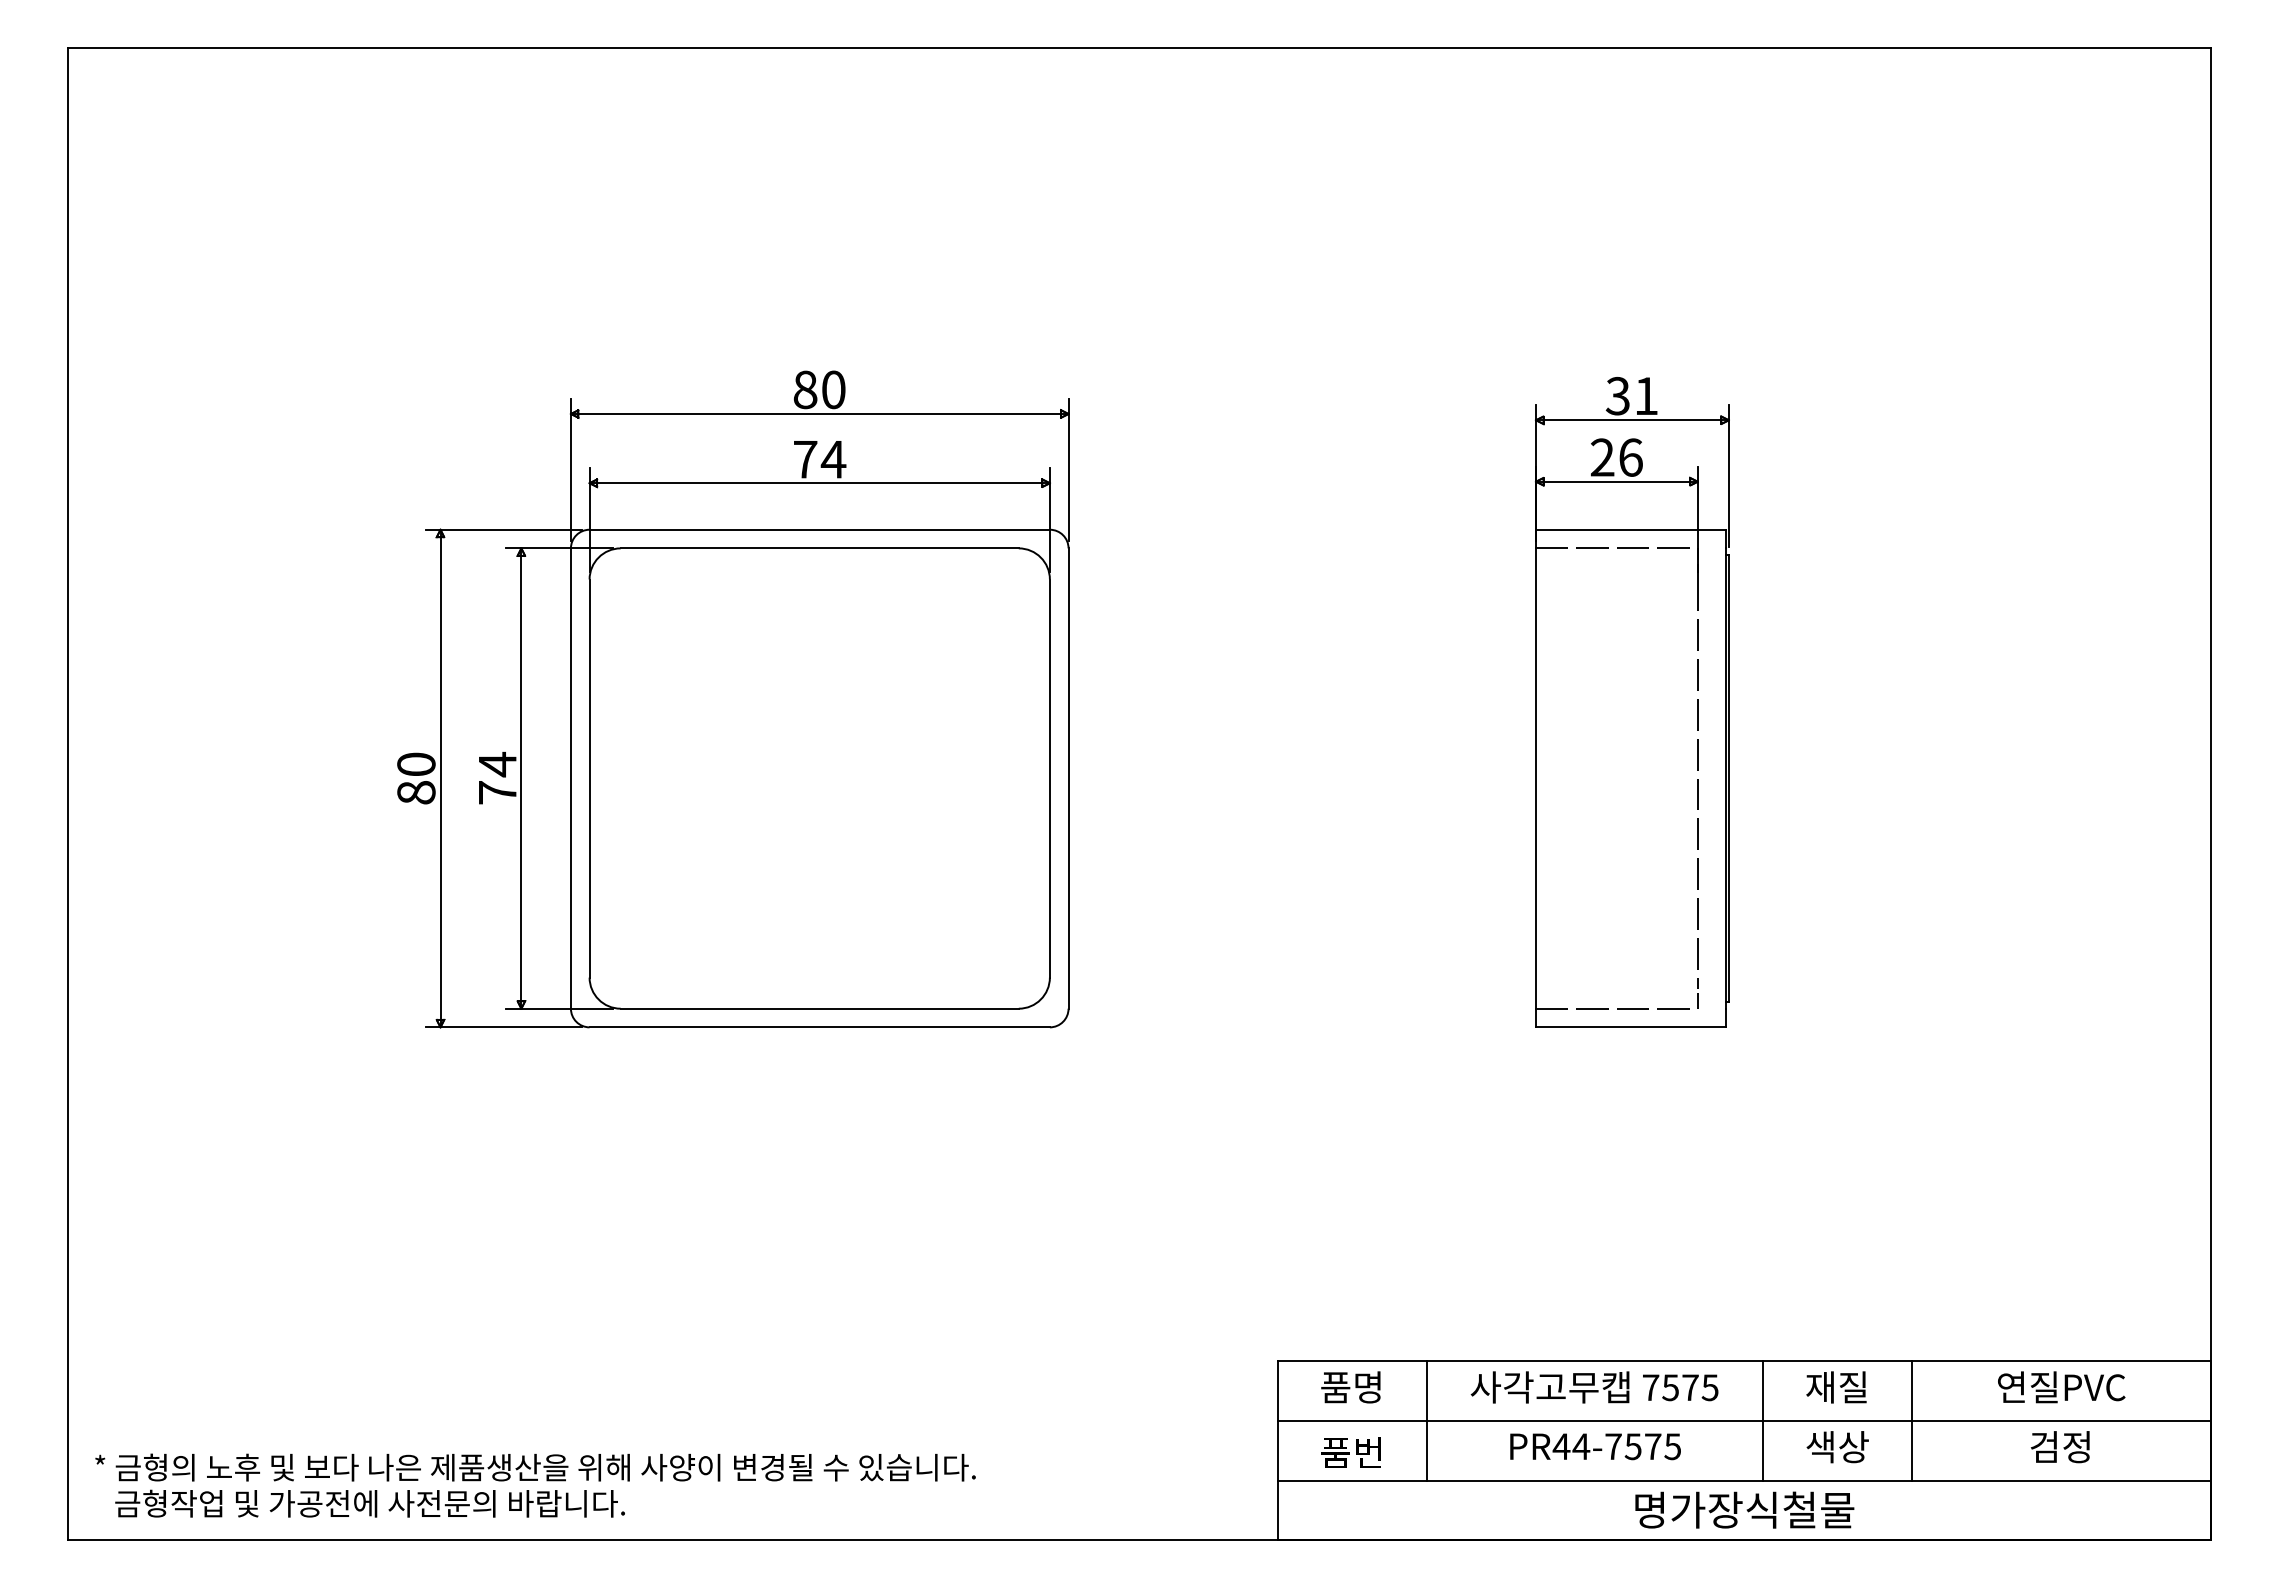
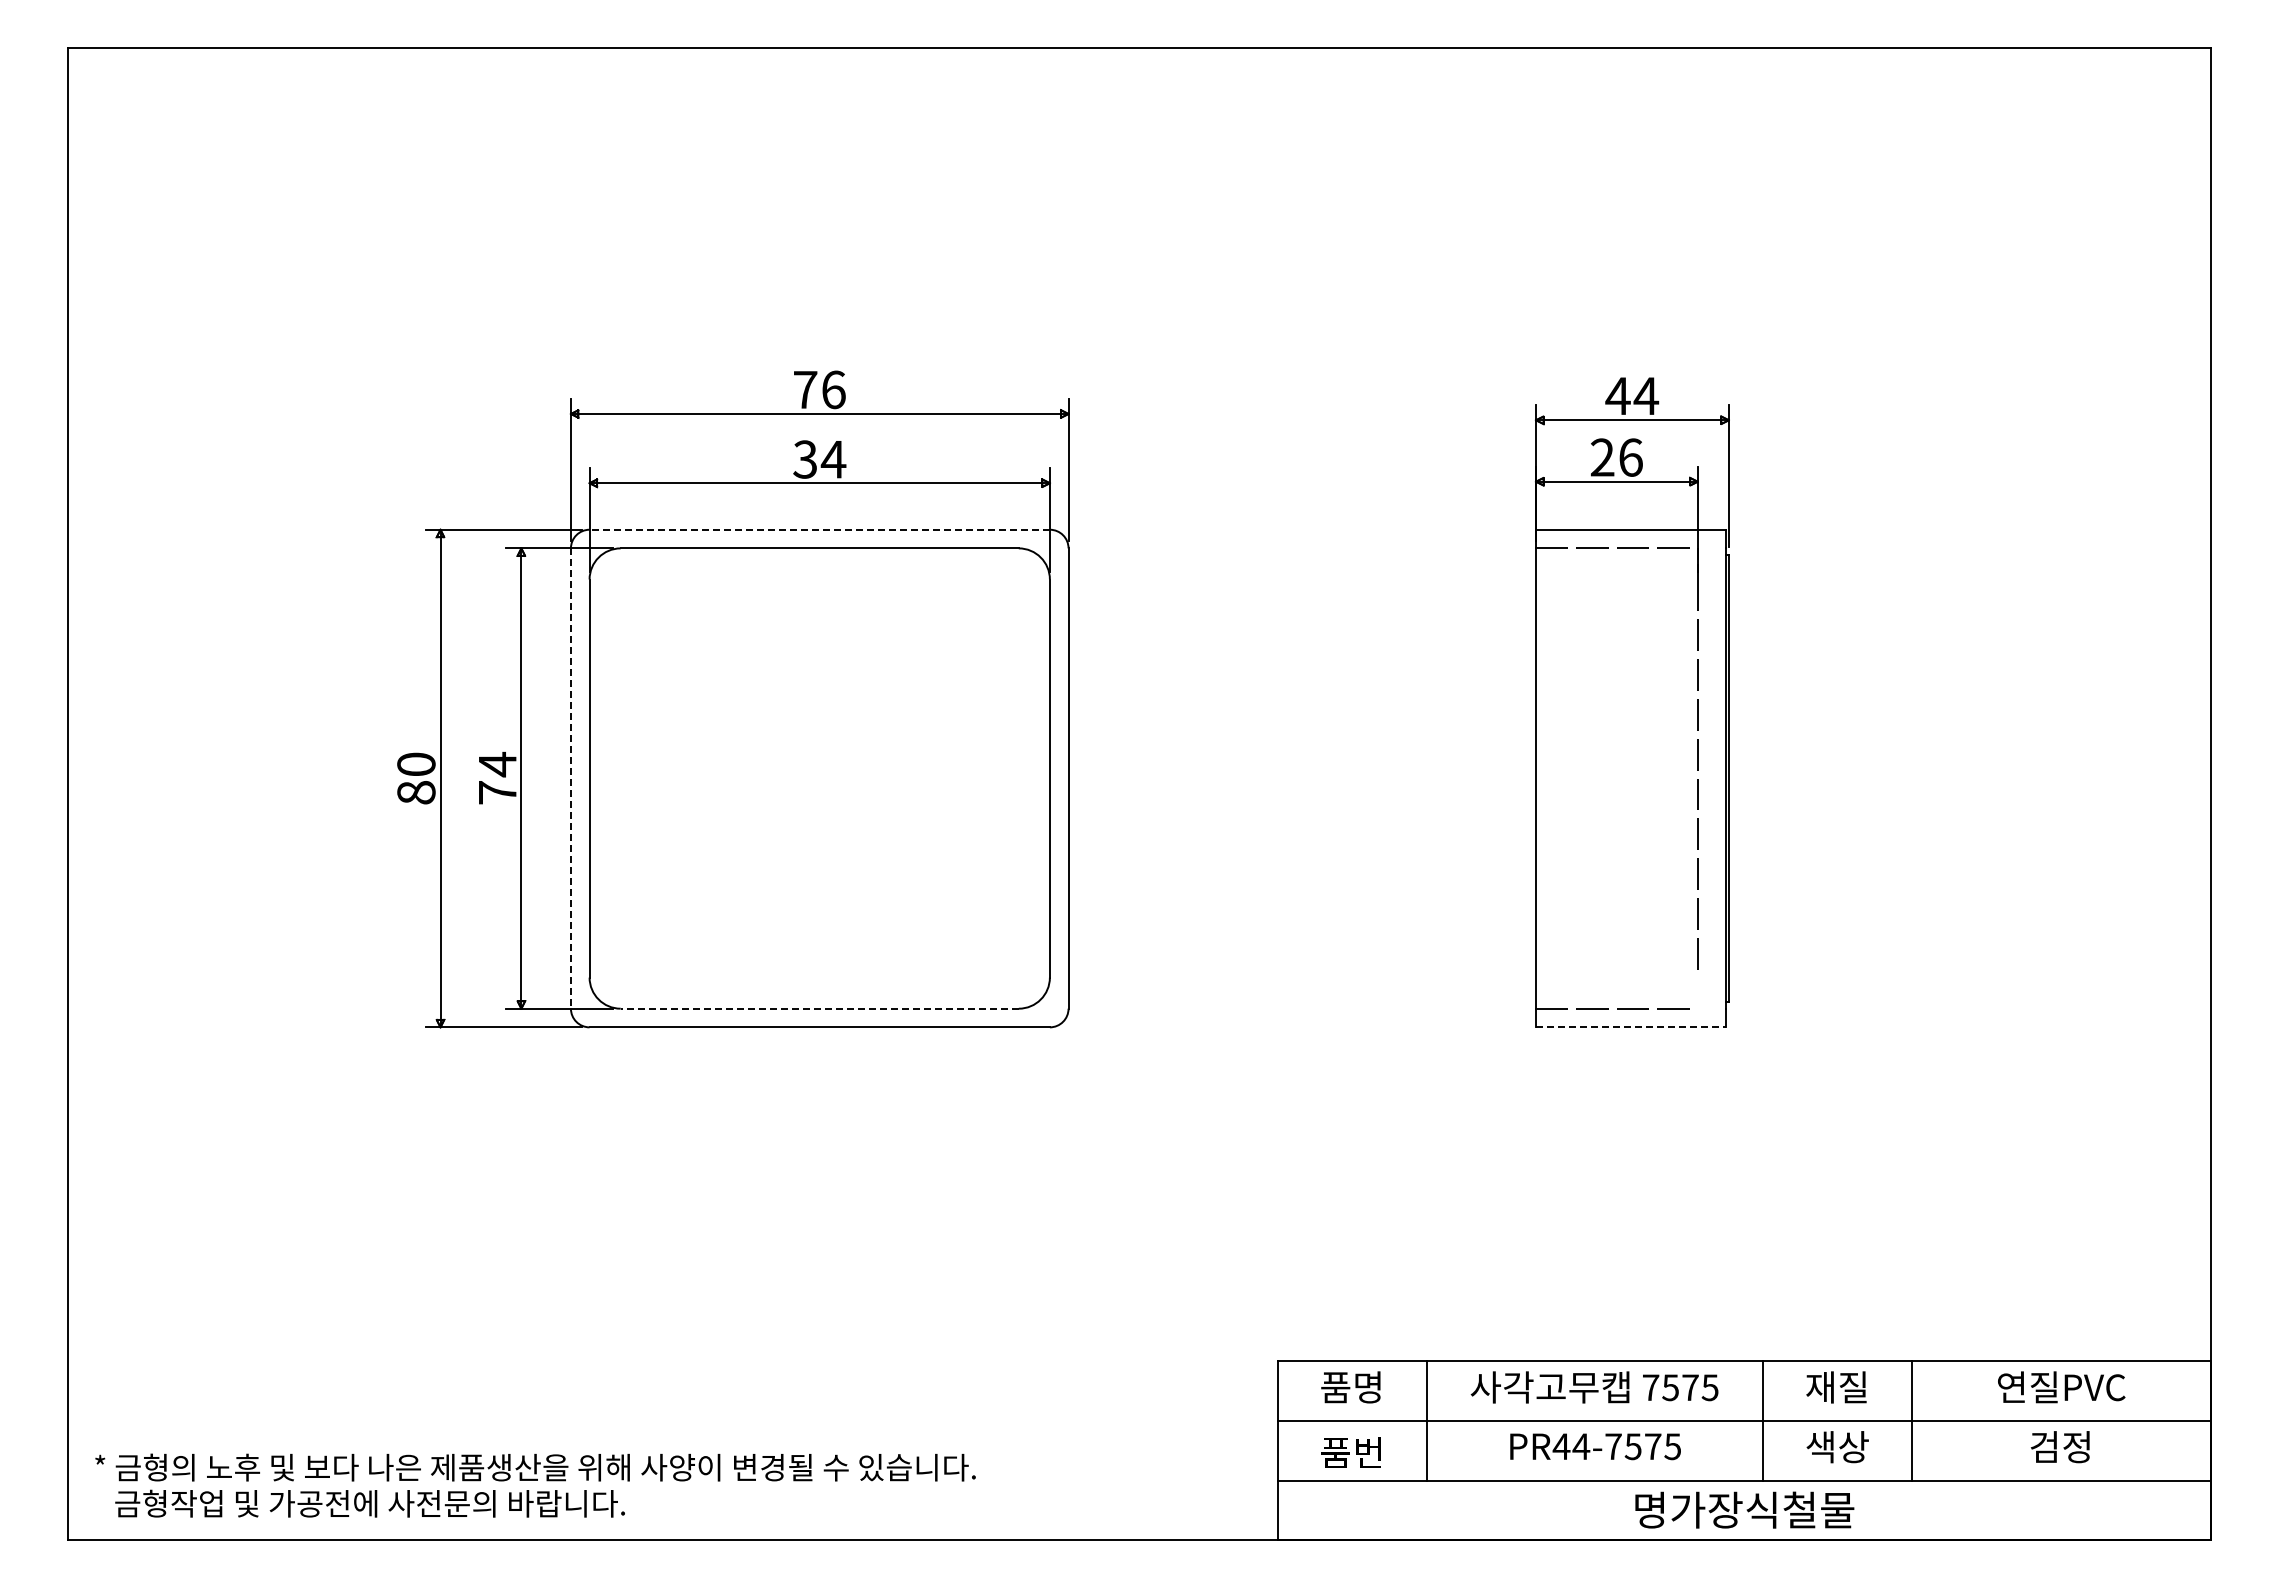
text: 80 -> 76 (819, 389)
text: 31 -> 44 (1632, 395)
text: 74 -> 34 (805, 459)
line: solid -> dashed (819, 529)
line: solid -> dashed (570, 779)
line: present -> none (1697, 992)
line: solid -> dashed (819, 1008)
line: solid -> dashed (1630, 1027)
